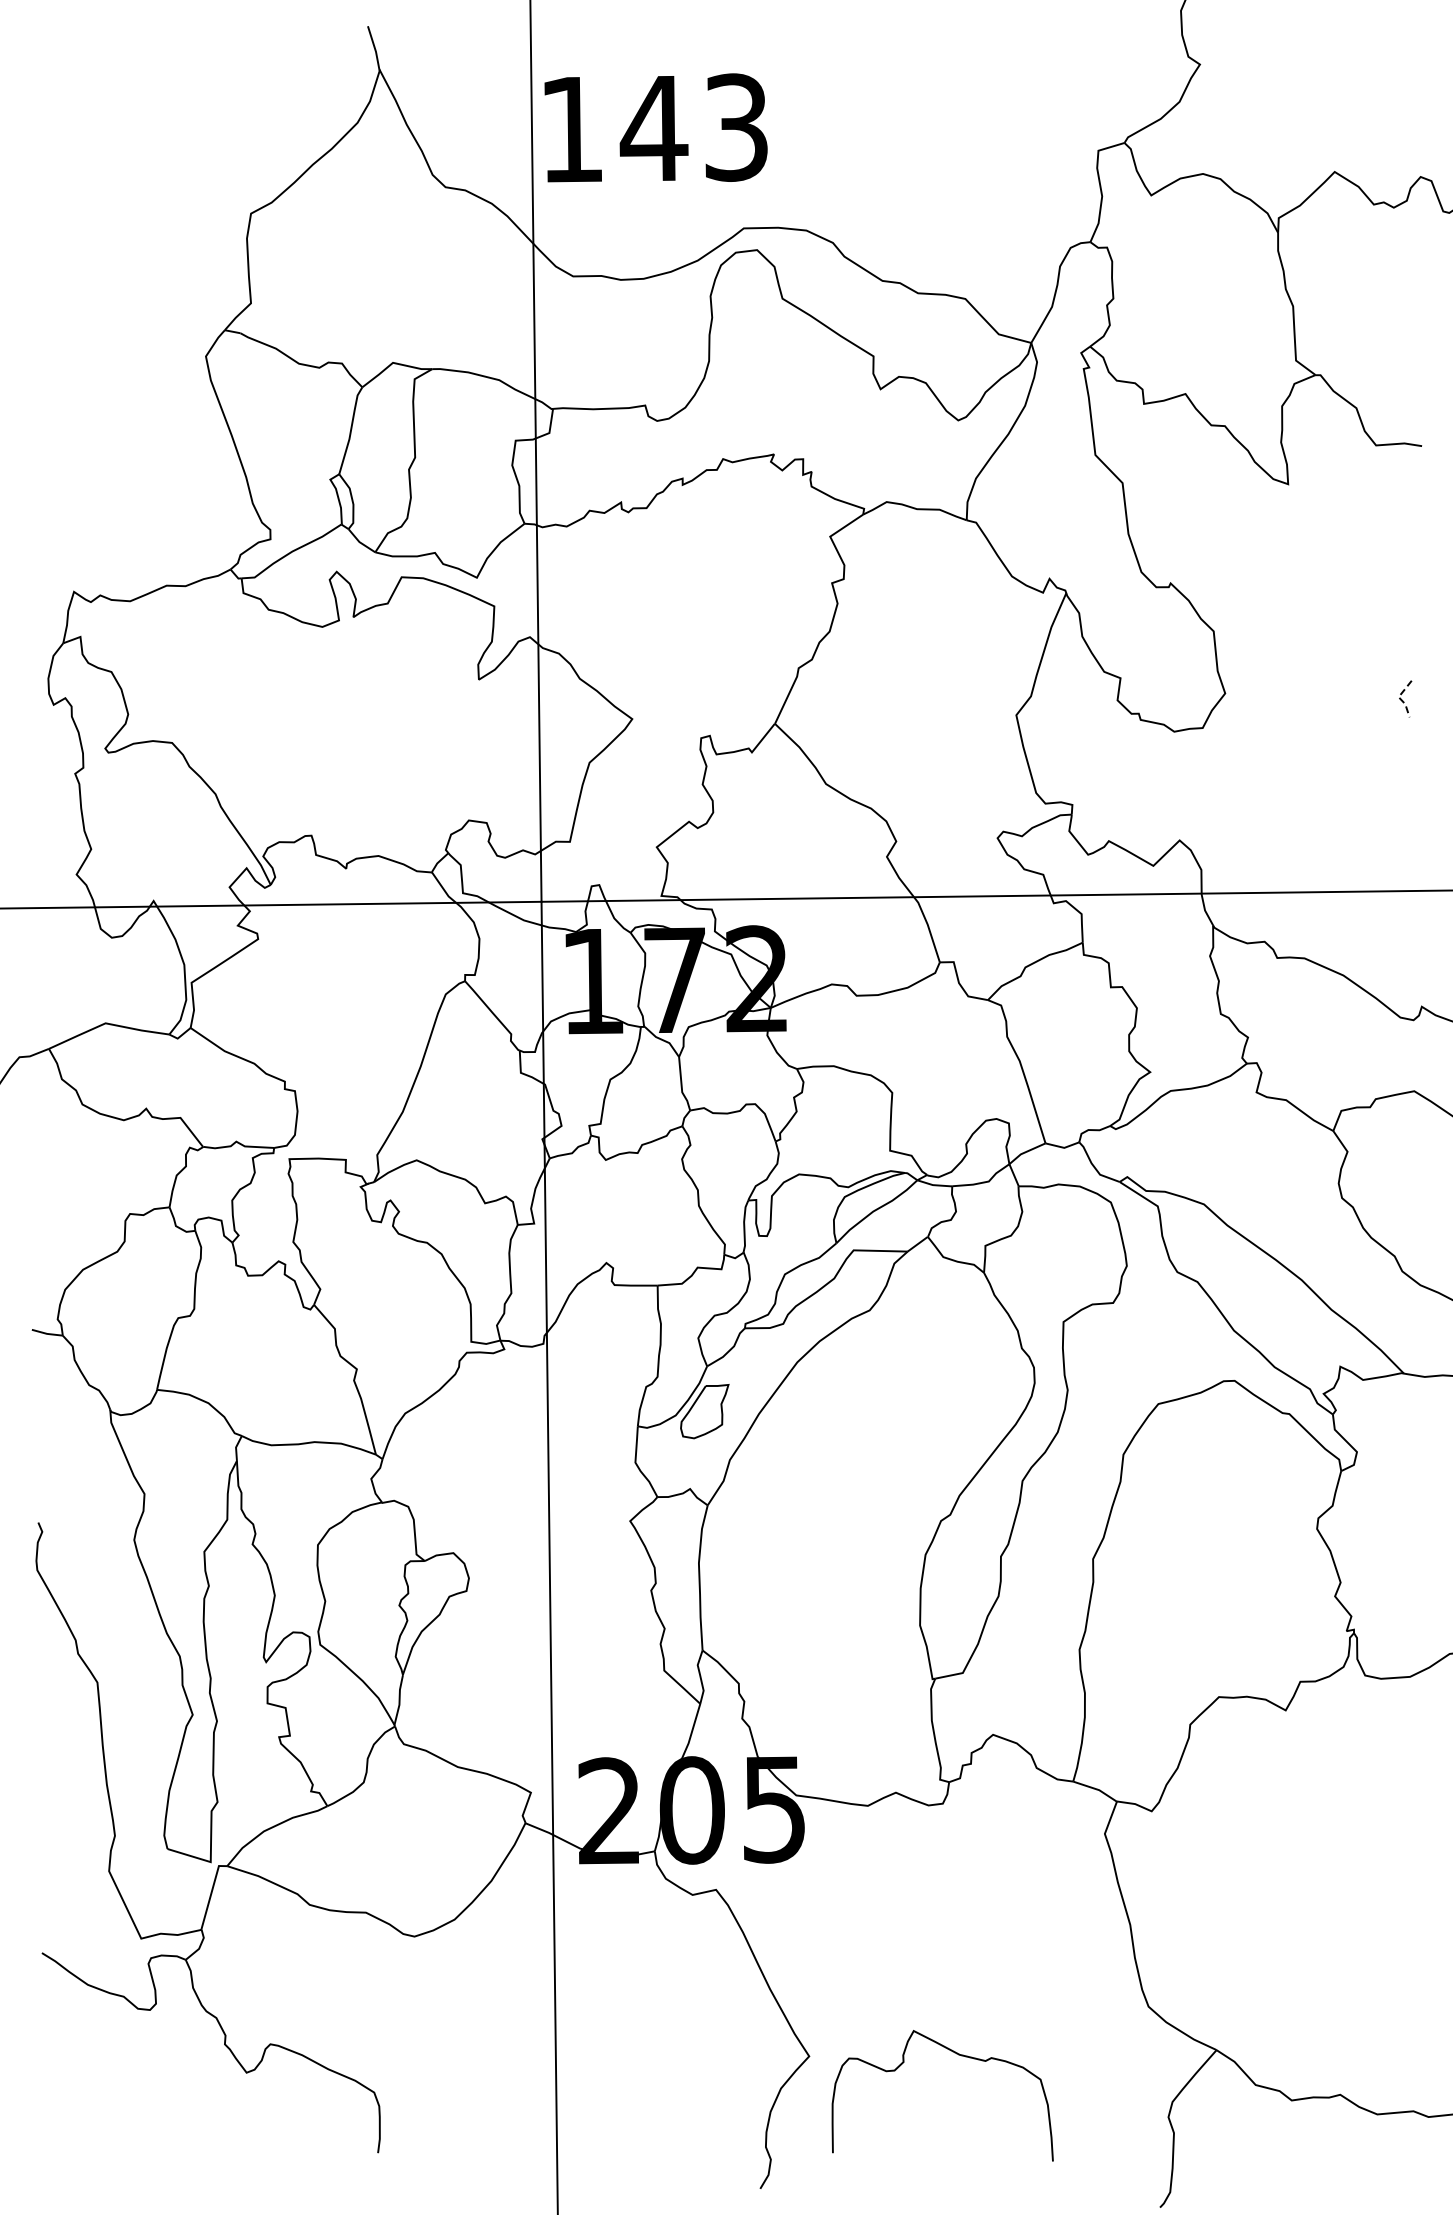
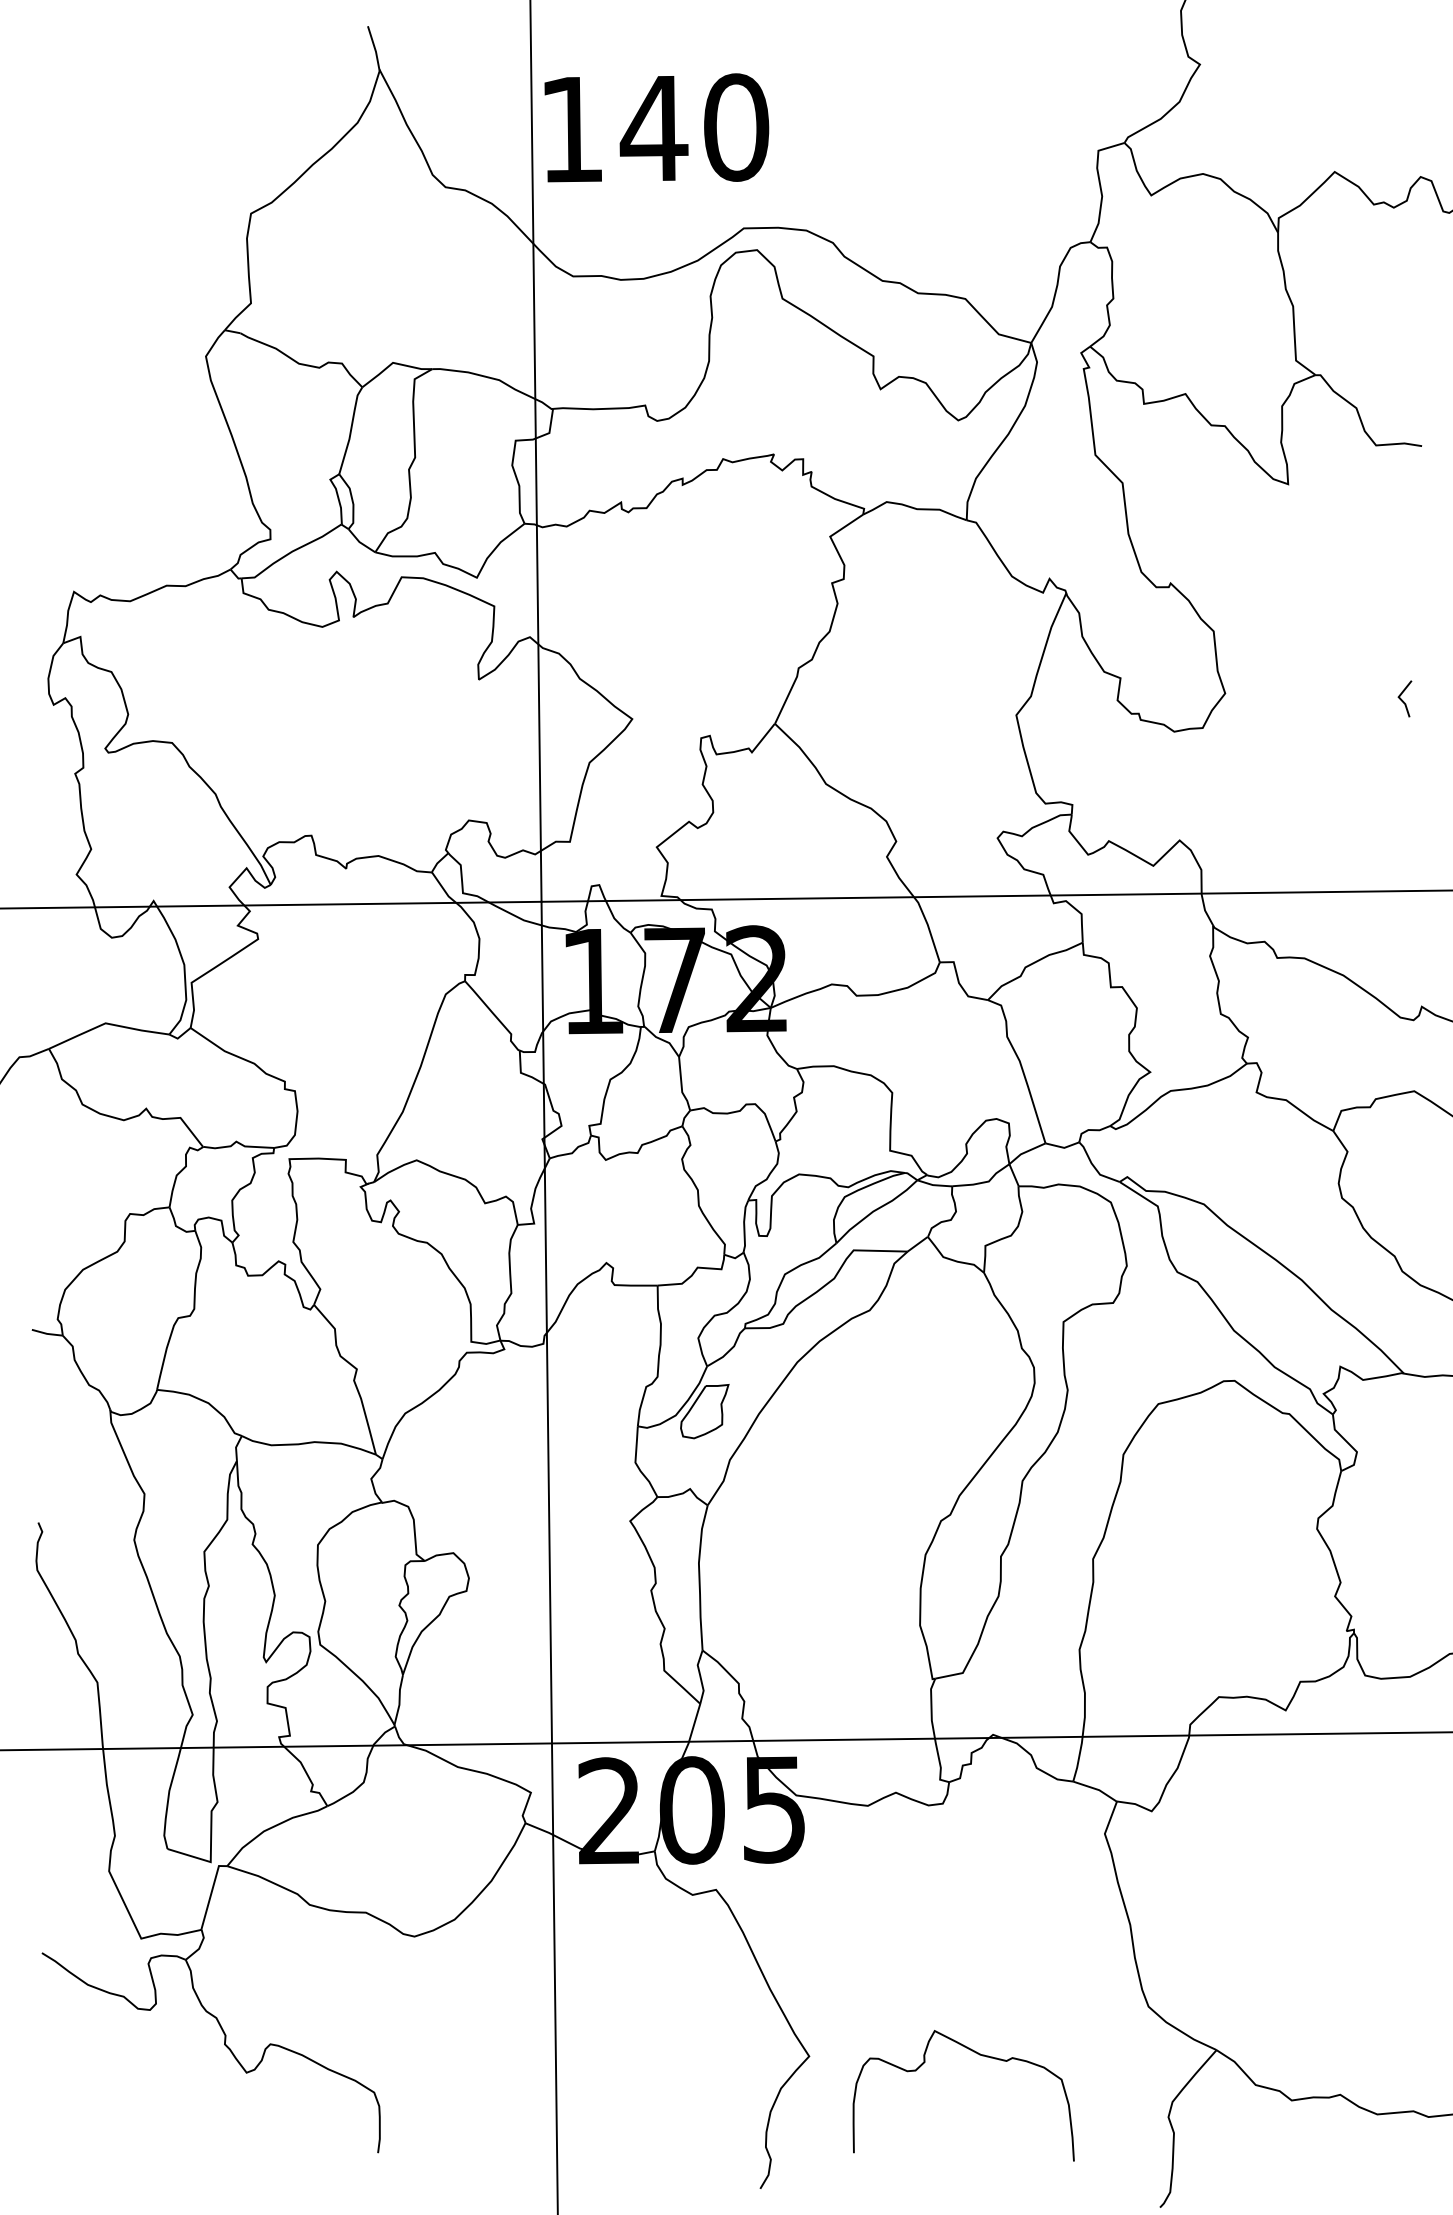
text: 143 -> 140 (736, 127)
line: dashed -> solid (1400, 698)
line: none -> present (725, 1741)
curve position: (958, 2055) -> (979, 2055) (979, 2055)
